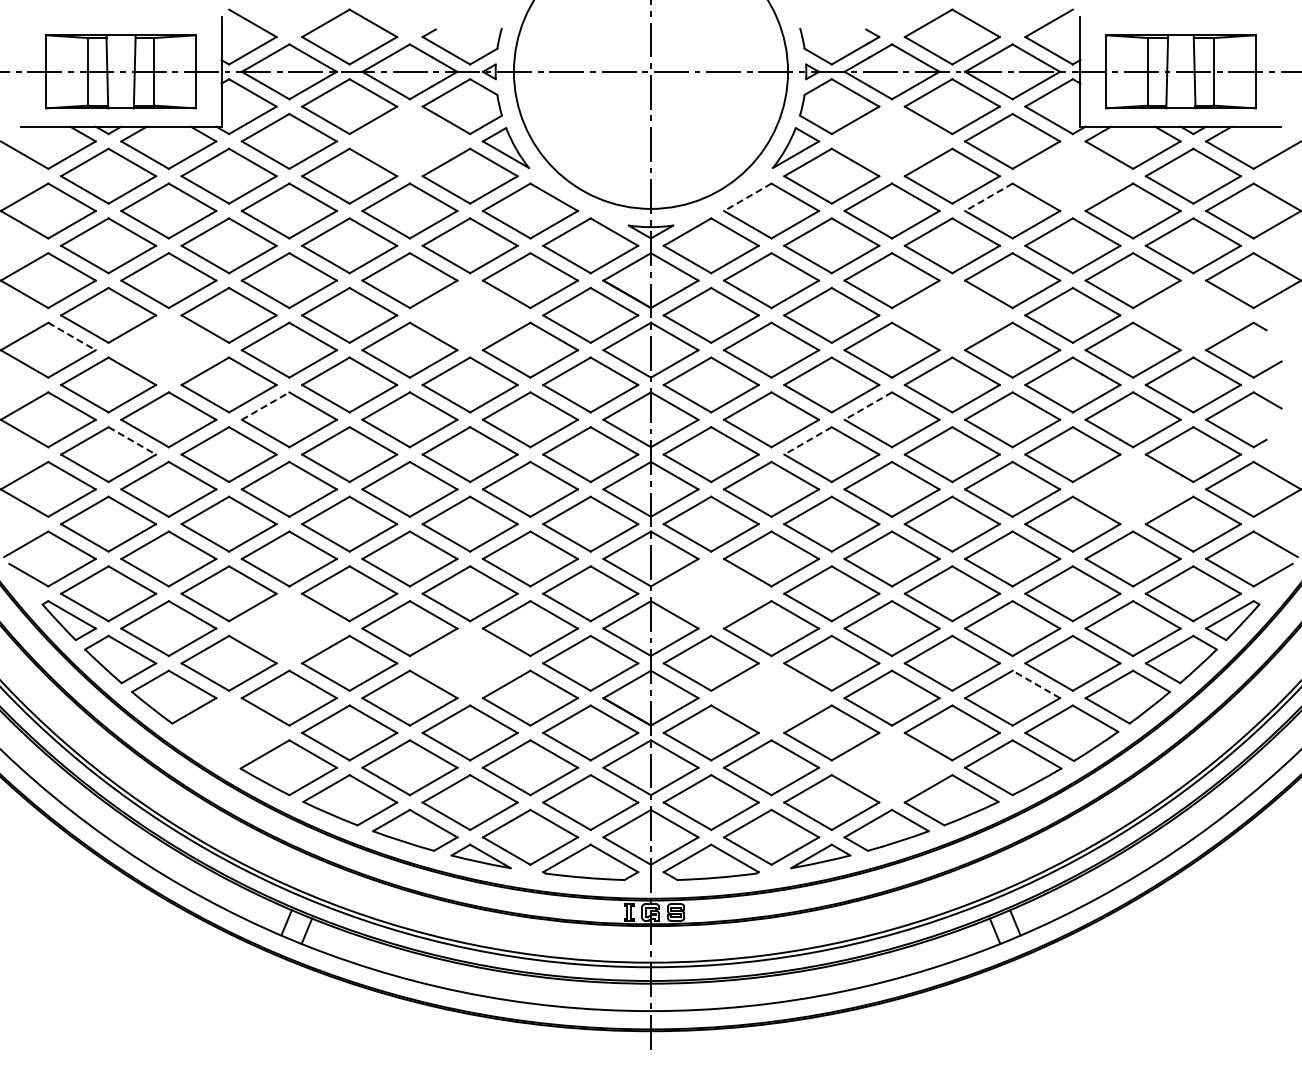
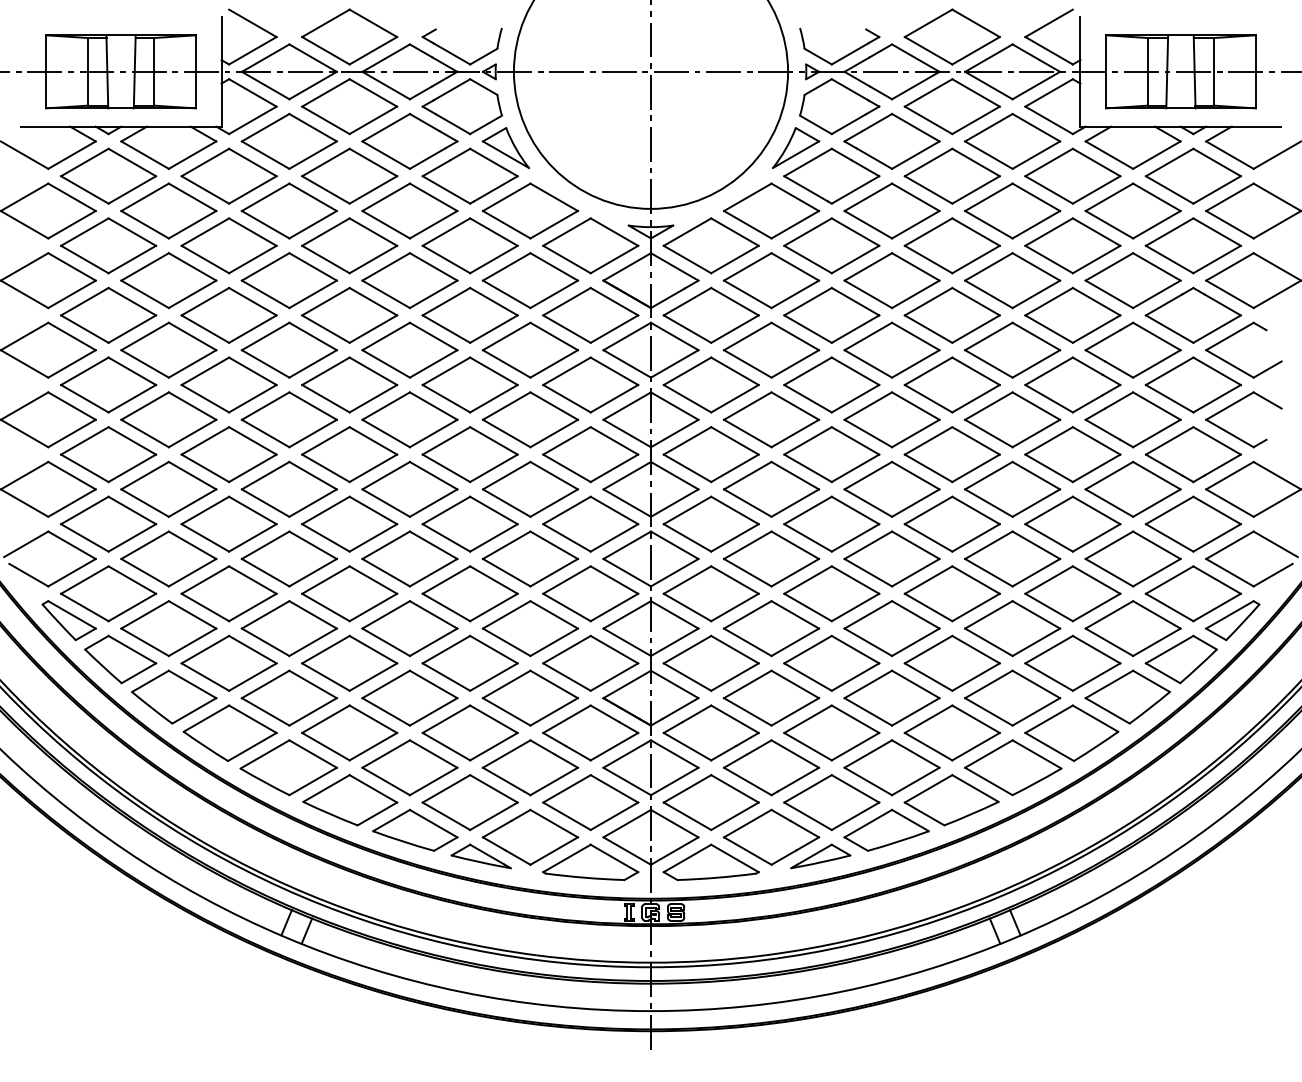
part: none -> present (409, 141)
part: none -> present (891, 141)
part: none -> present (1072, 175)
line: dashed -> solid (747, 197)
line: dashed -> solid (988, 197)
part: none -> present (469, 314)
part: none -> present (951, 314)
part: none -> present (1192, 314)
line: dashed -> solid (72, 336)
part: none -> present (168, 349)
line: dashed -> solid (266, 405)
line: dashed -> solid (867, 406)
line: dashed -> solid (132, 441)
line: dashed -> solid (807, 441)
part: none -> present (1132, 488)
part: none -> present (710, 593)
part: none -> present (288, 628)
part: none -> present (469, 662)
line: dashed -> solid (1035, 684)
part: none -> present (771, 697)
part: none -> present (229, 732)
part: none -> present (891, 767)
